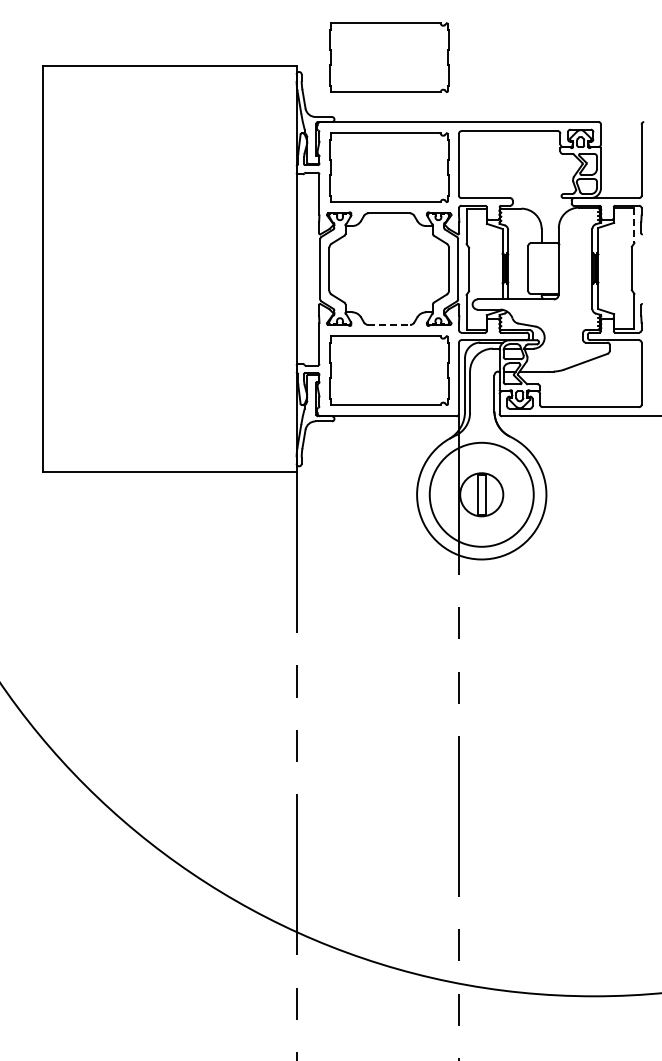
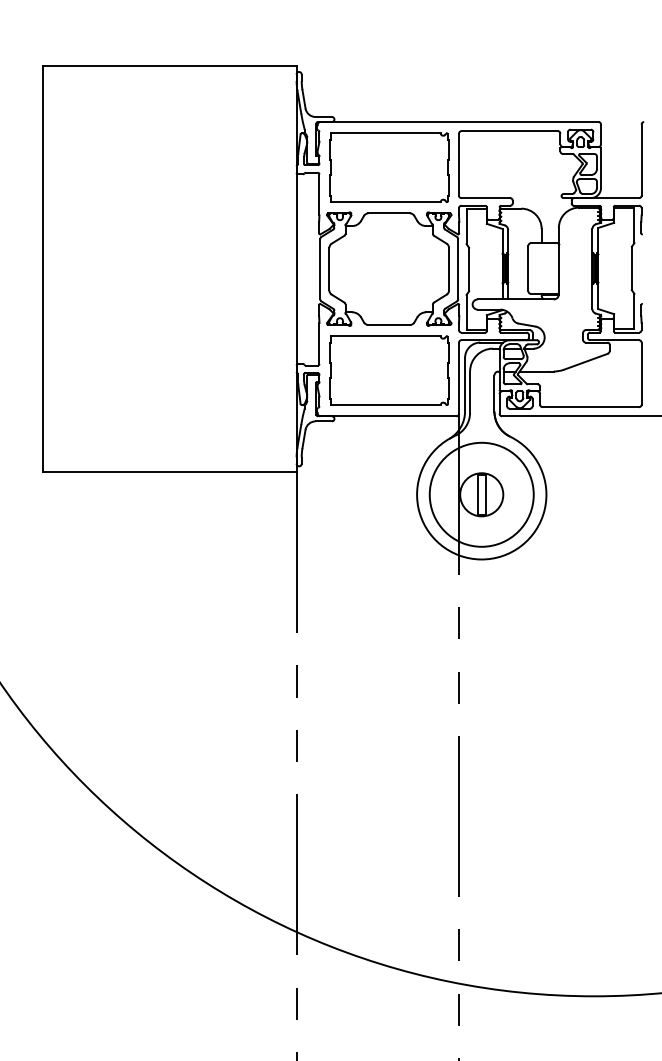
part: present -> none (389, 57)
line: dashed -> solid (634, 225)
line: dashed -> solid (389, 325)
